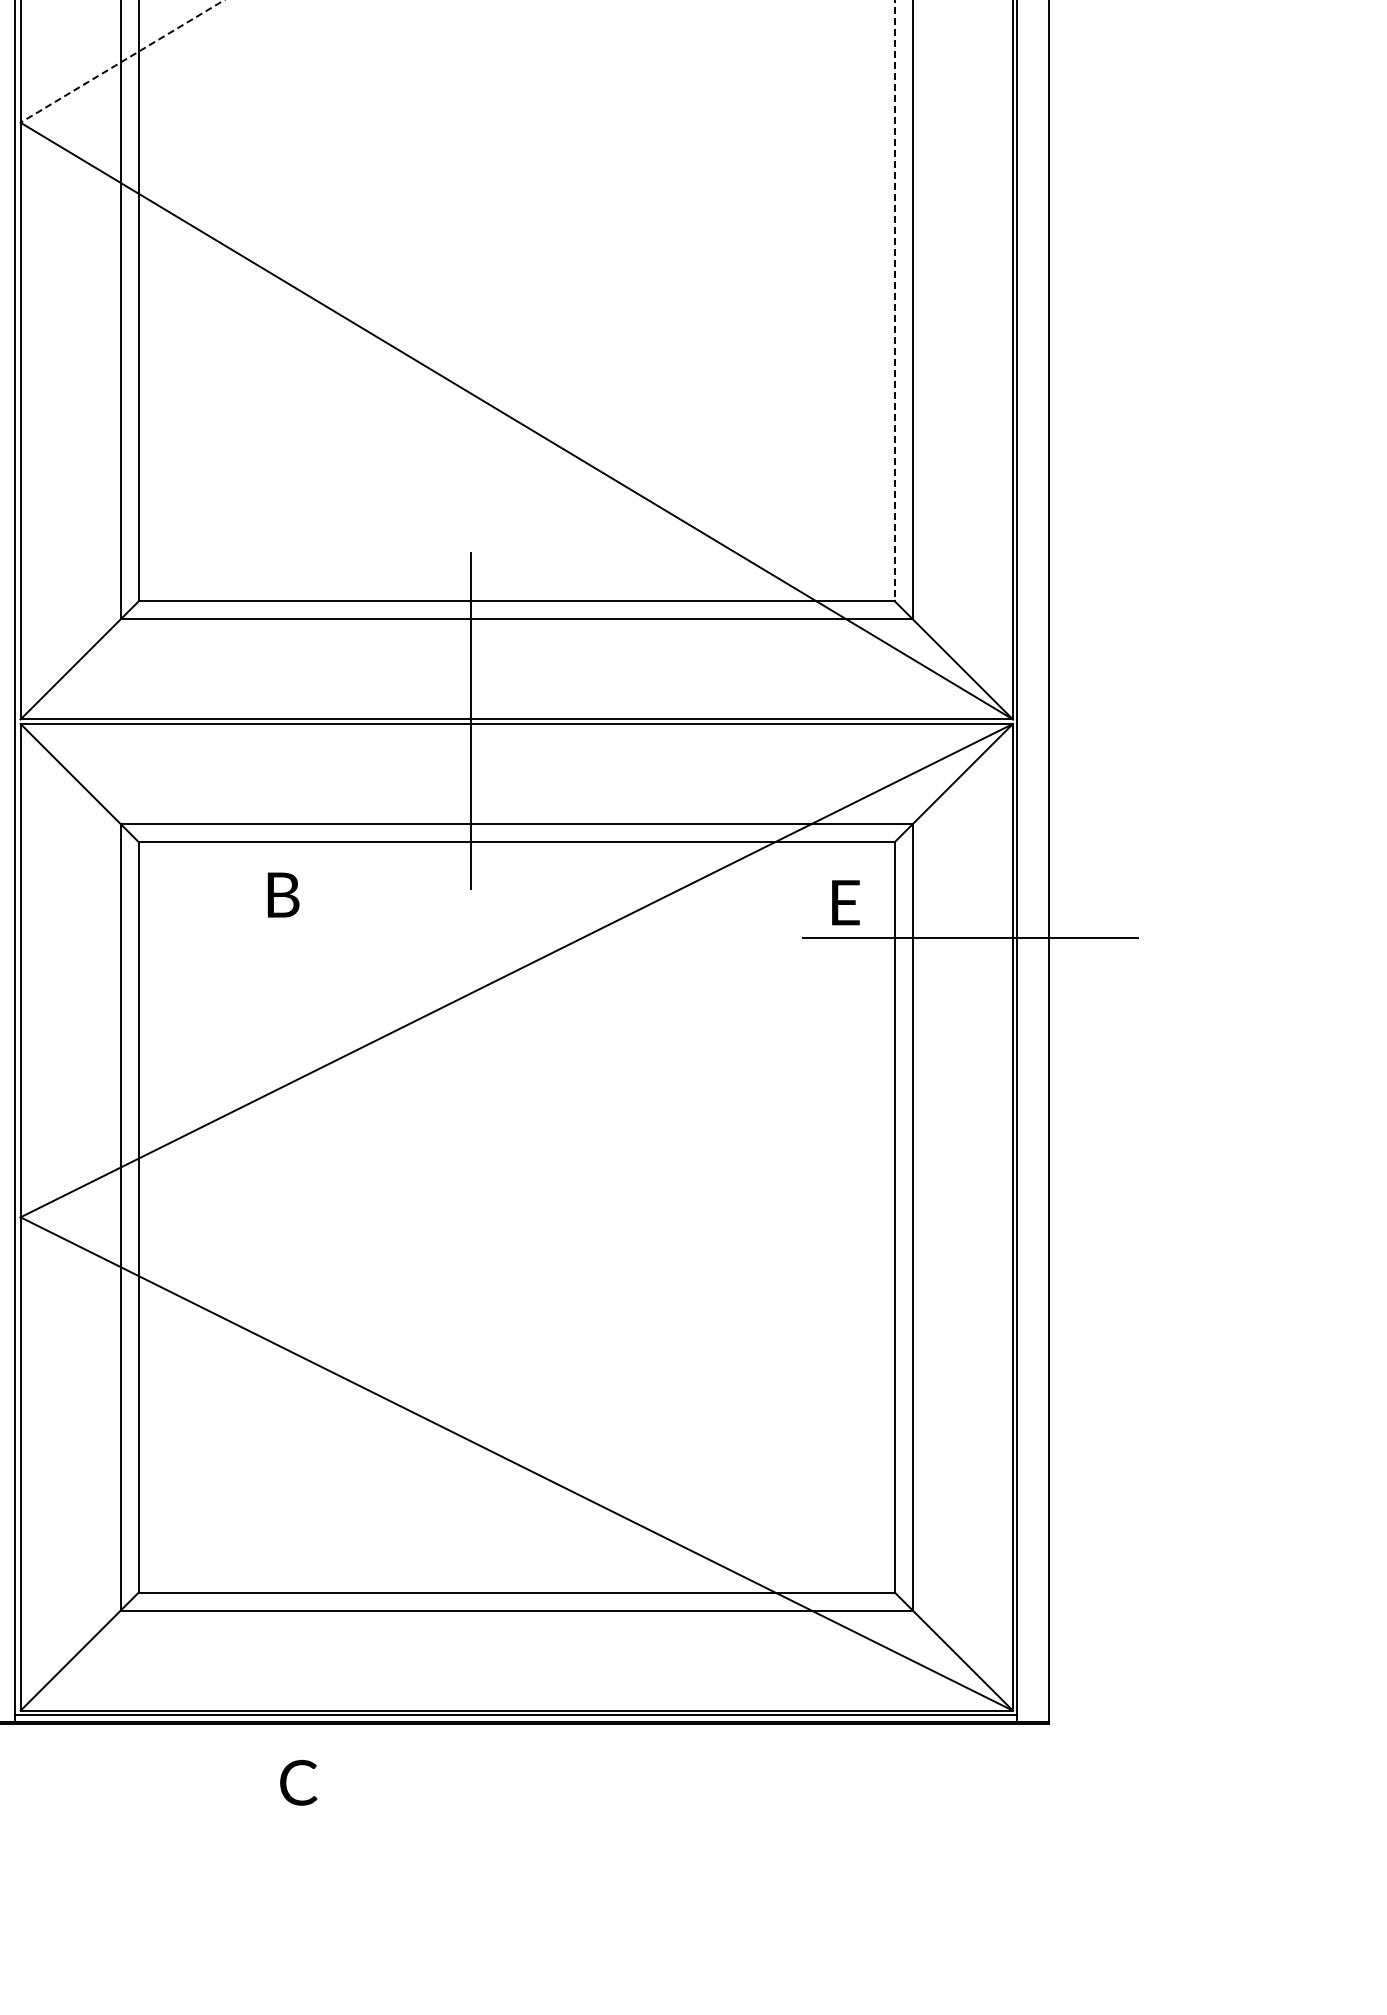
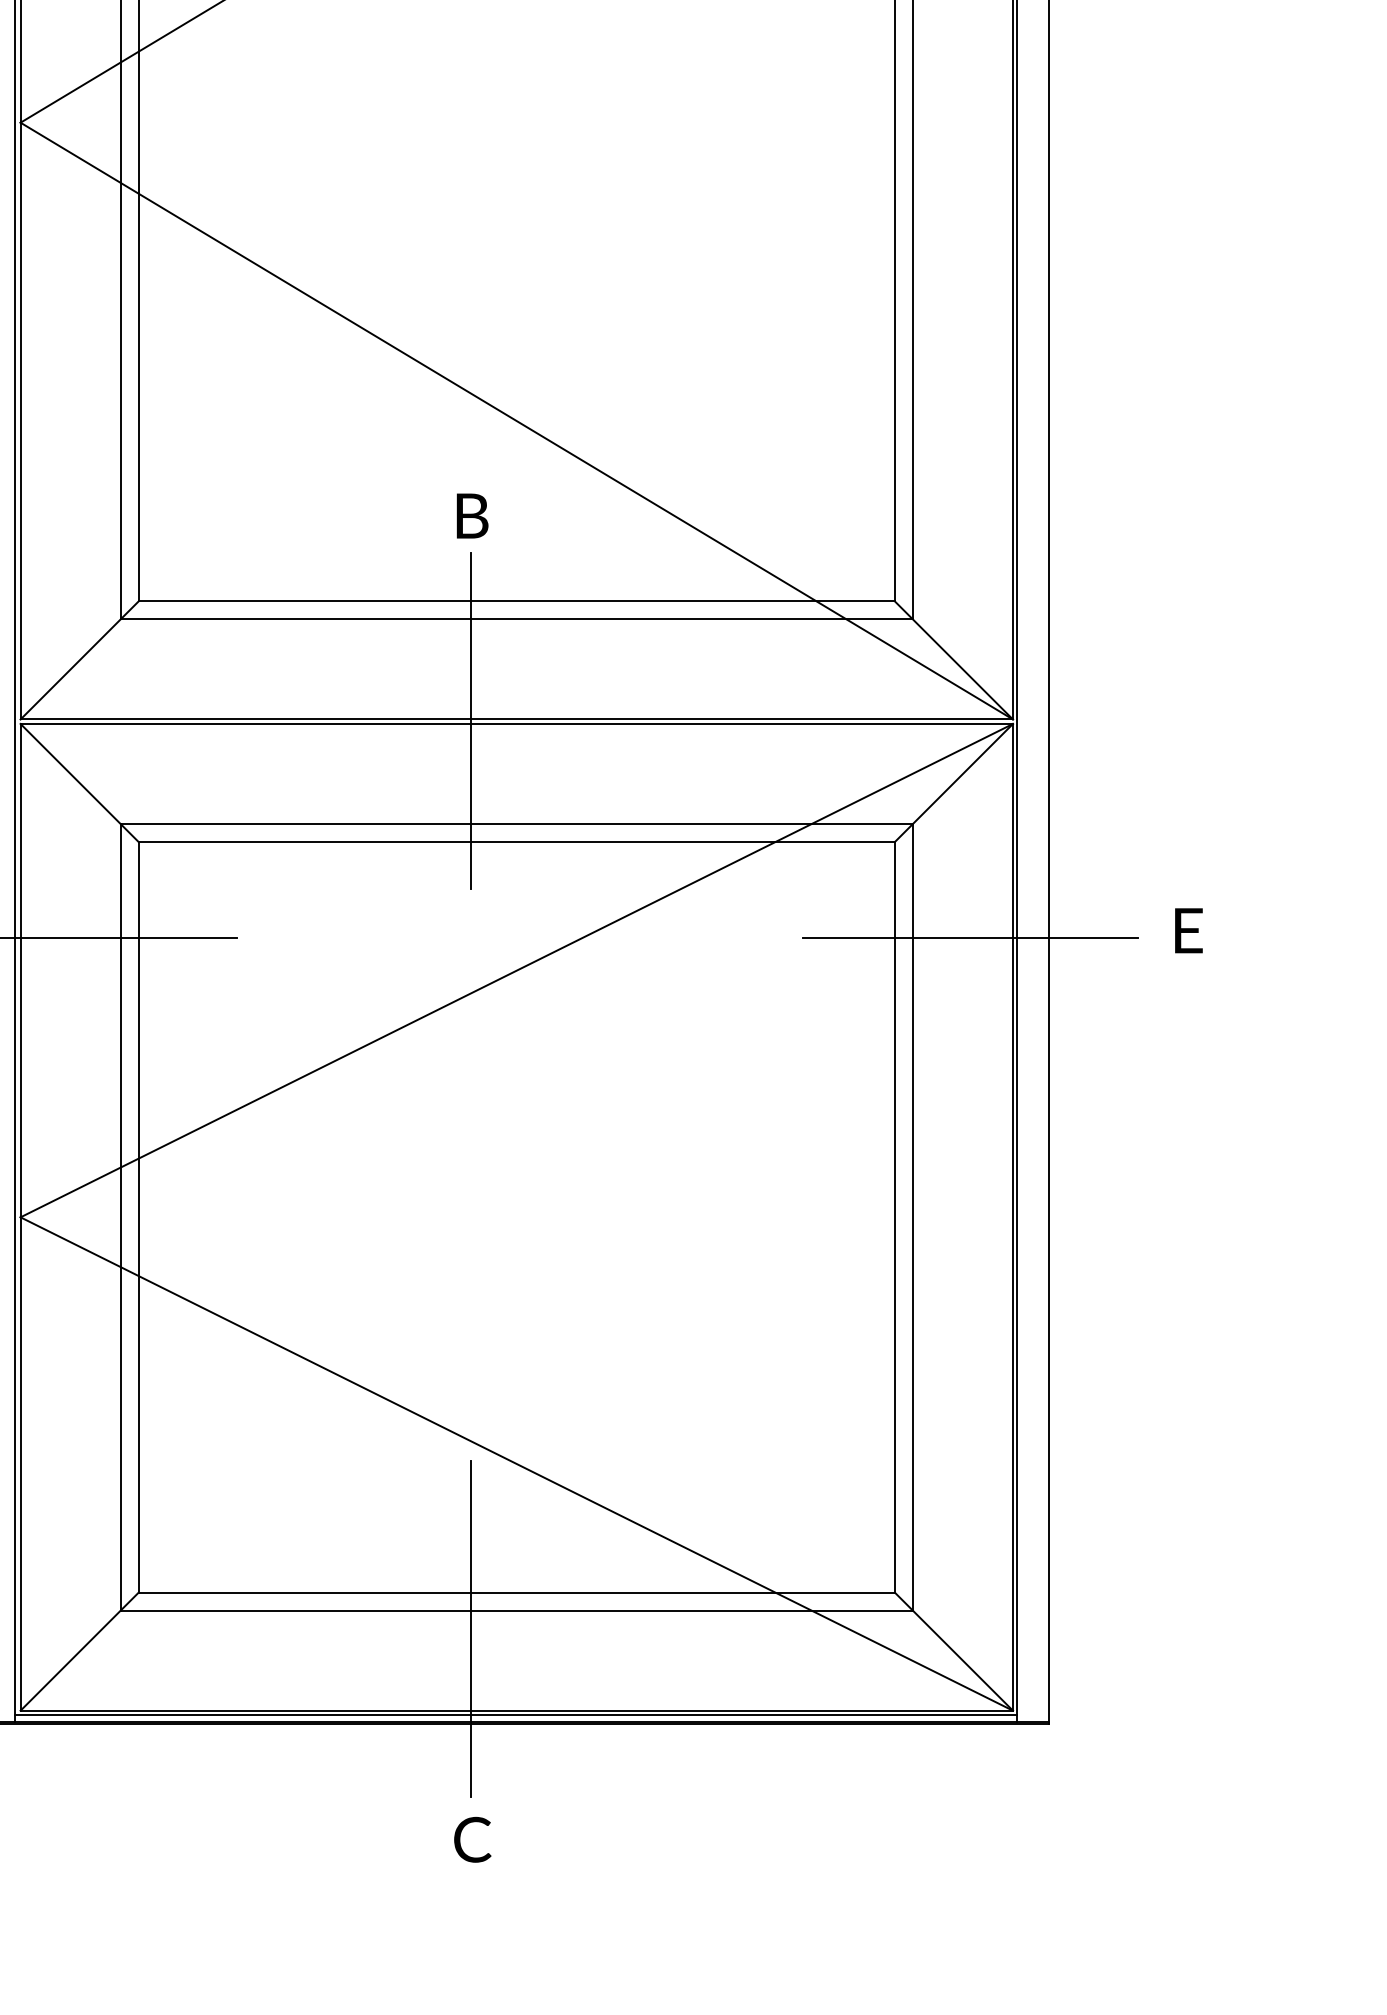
line: dashed -> solid (122, 61)
line: dashed -> solid (894, 301)
text position: (283, 894) -> (472, 515) (472, 515)
text position: (845, 902) -> (1188, 930) (1188, 930)
line: none -> present (119, 937)
line: none -> present (471, 1628)
text position: (298, 1782) -> (472, 1839) (472, 1839)
